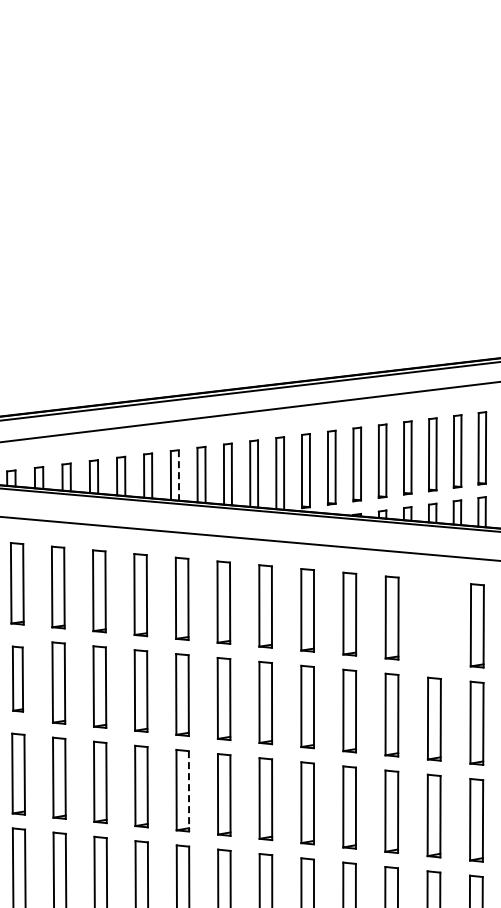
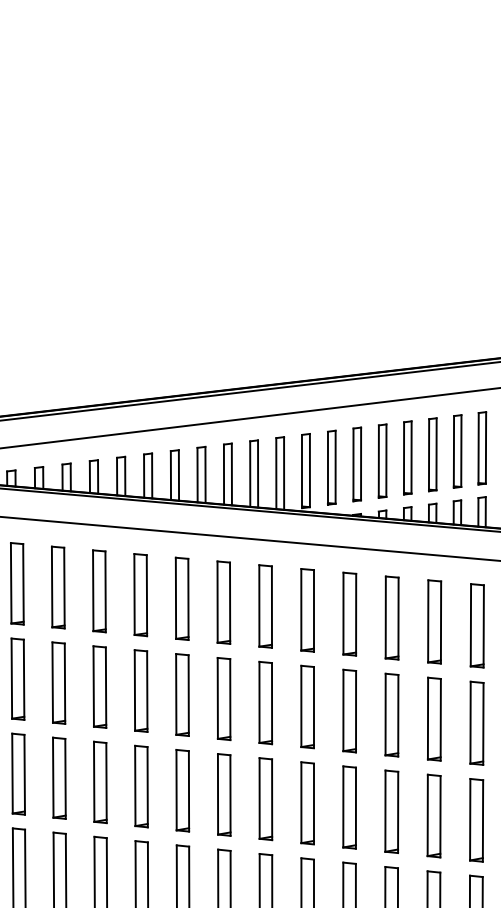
line position: (249, 412) -> (249, 418) (249, 418)
line: dashed -> solid (178, 475)
part: none -> present (434, 621)
part size: 14x68 px -> 16x84 px (17, 678)
line: dashed -> solid (189, 791)
